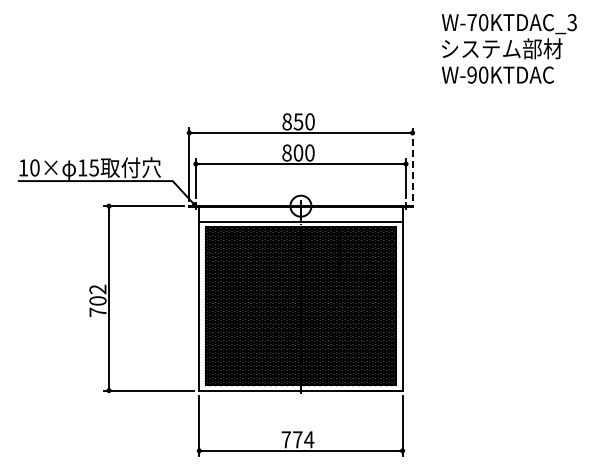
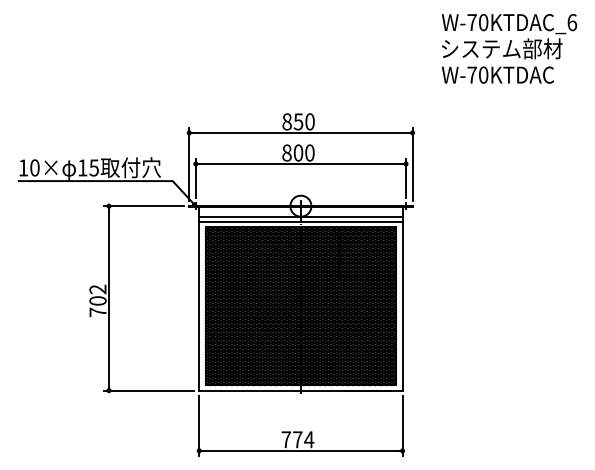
text: W-70KTDAC_3 -> W-70KTDAC_6 (572, 22)
text: W-90KTDAC -> W-70KTDAC (471, 74)
line: dashed -> solid (412, 164)
line: none -> present (300, 216)
